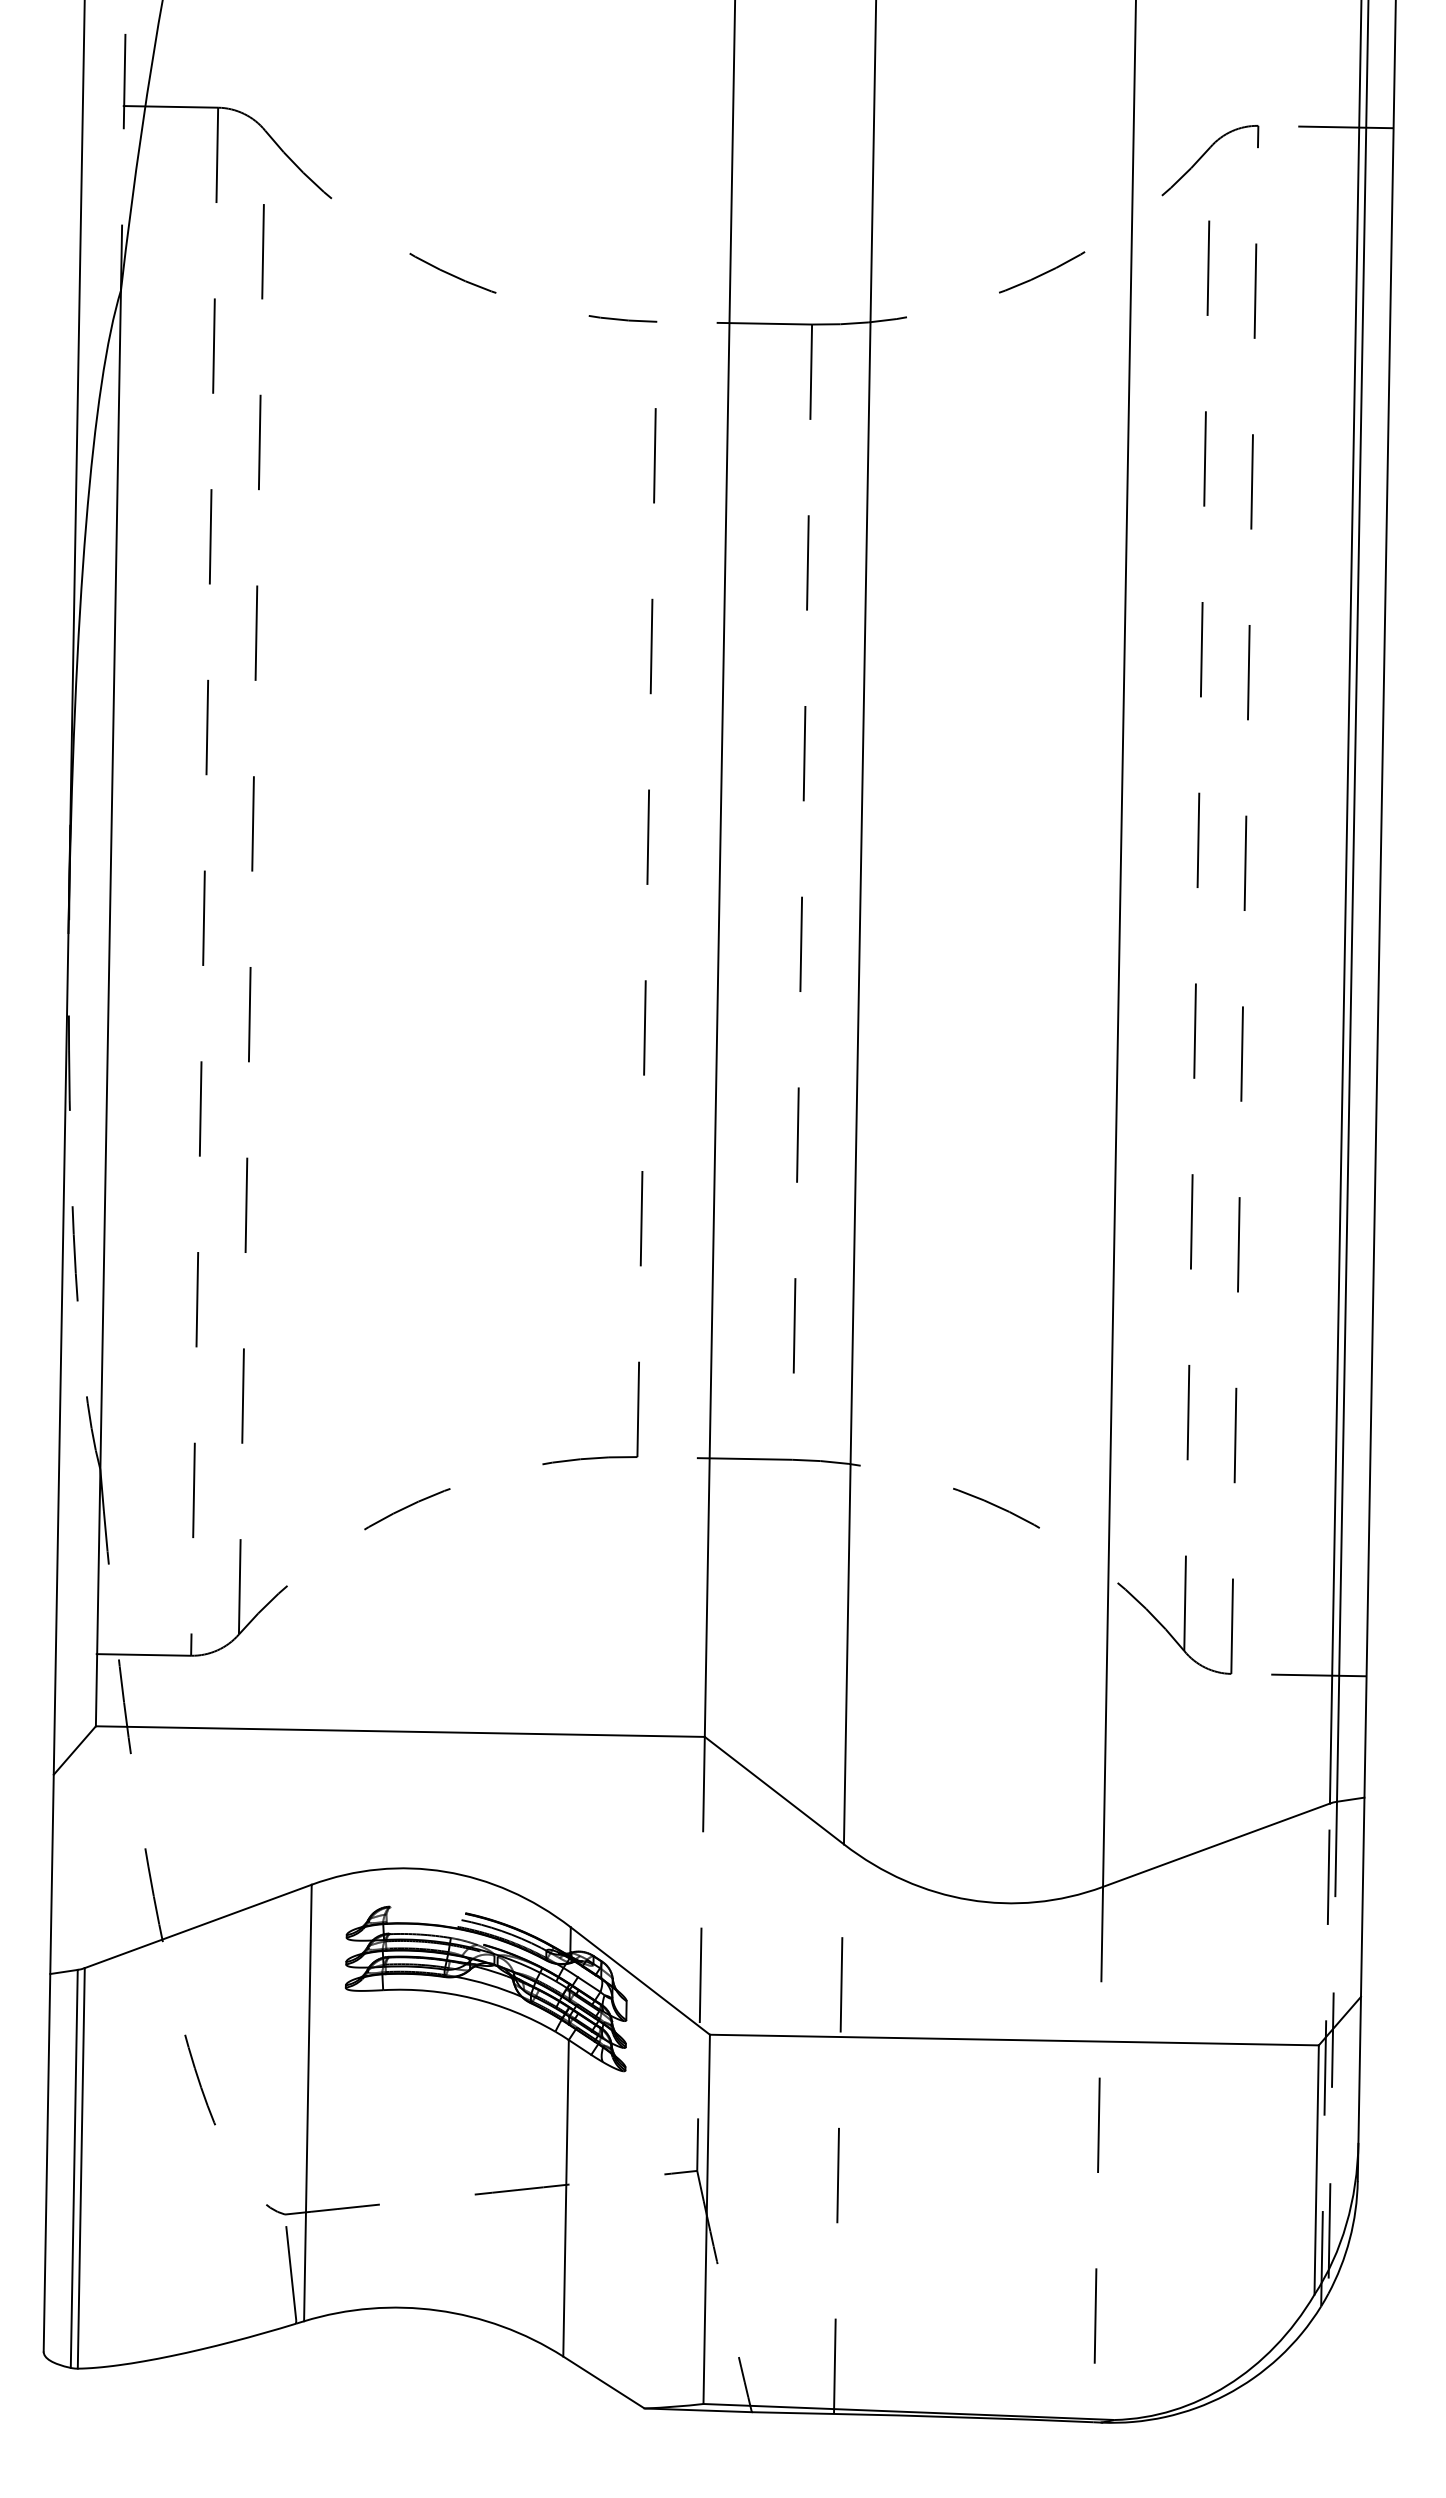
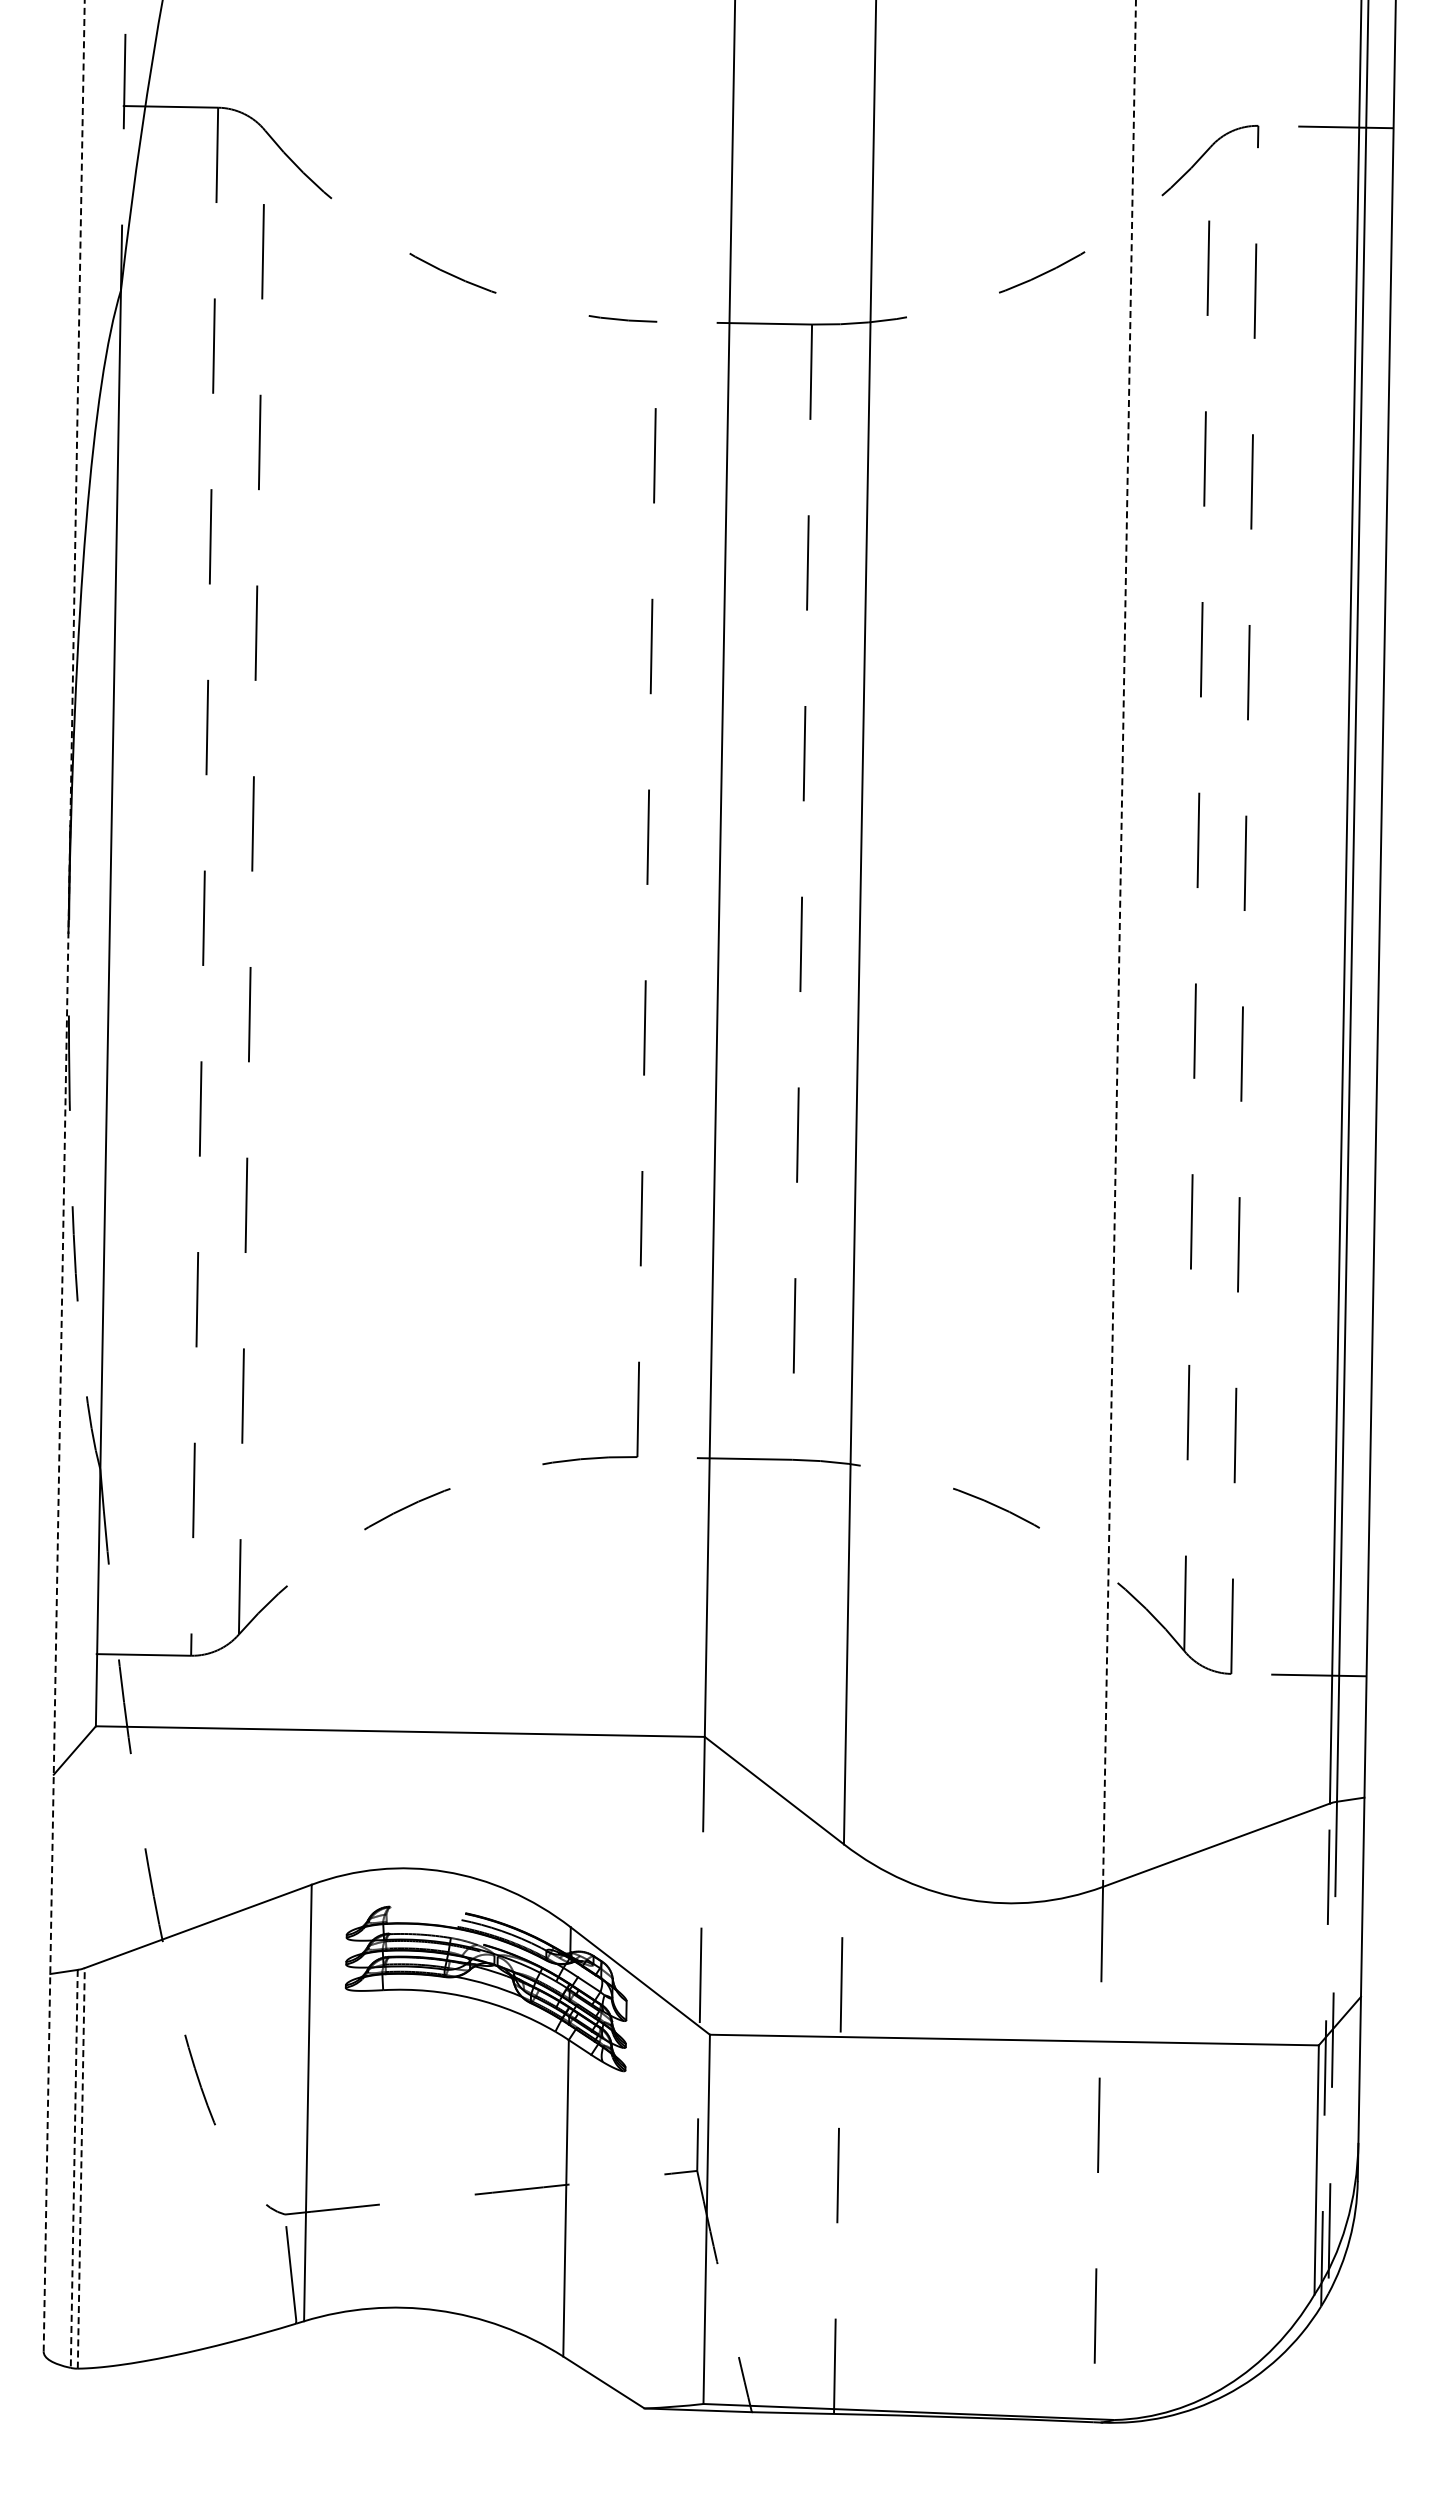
line: solid -> dashed (1119, 943)
line: solid -> dashed (64, 1175)
line: solid -> dashed (81, 2167)
line: solid -> dashed (74, 2169)
